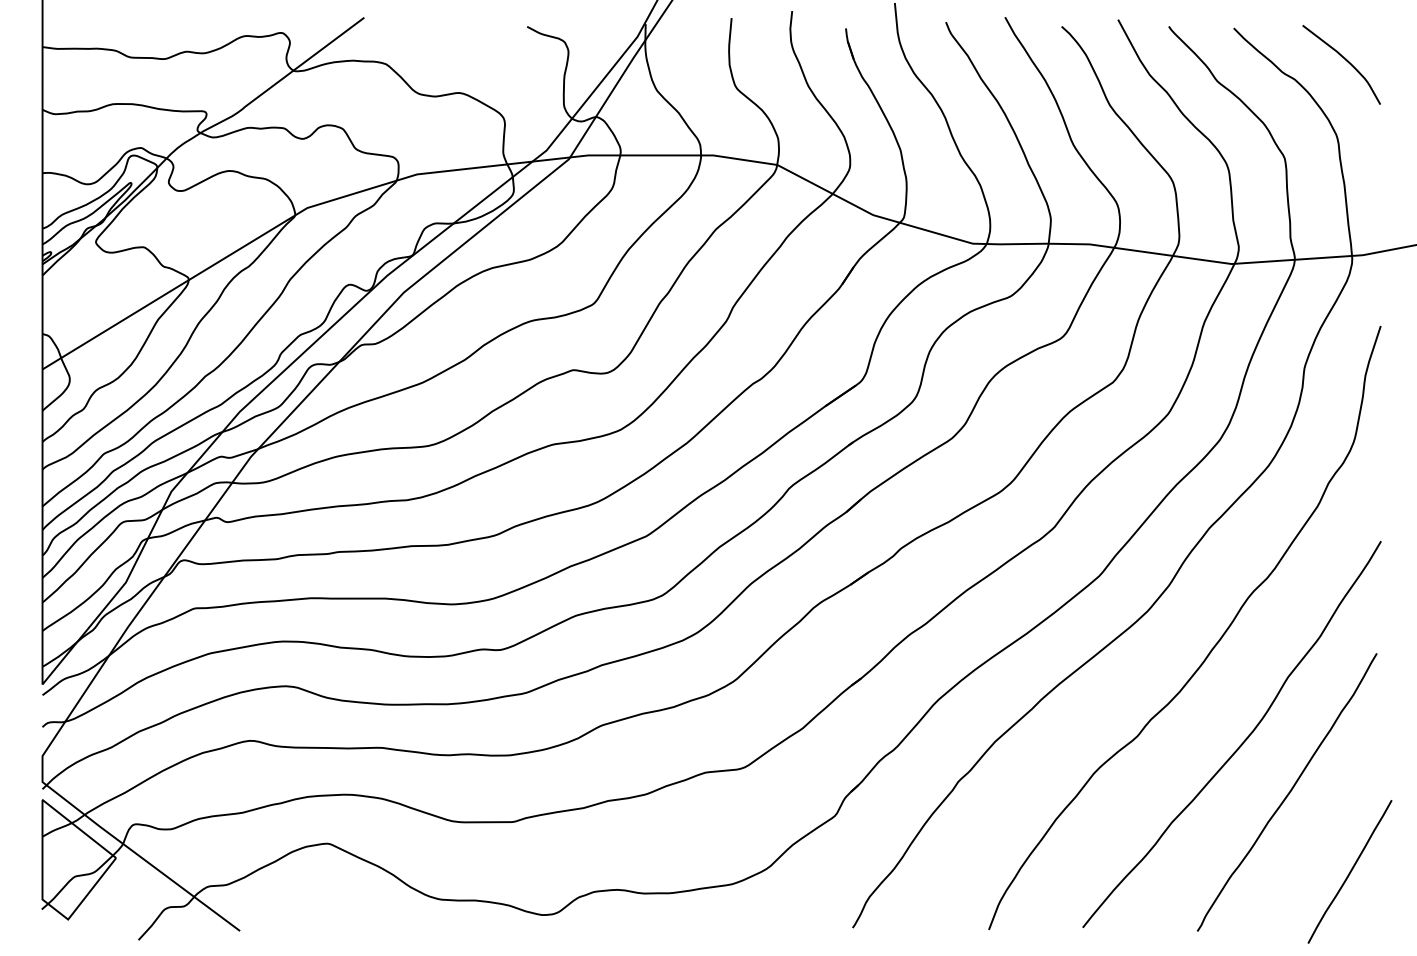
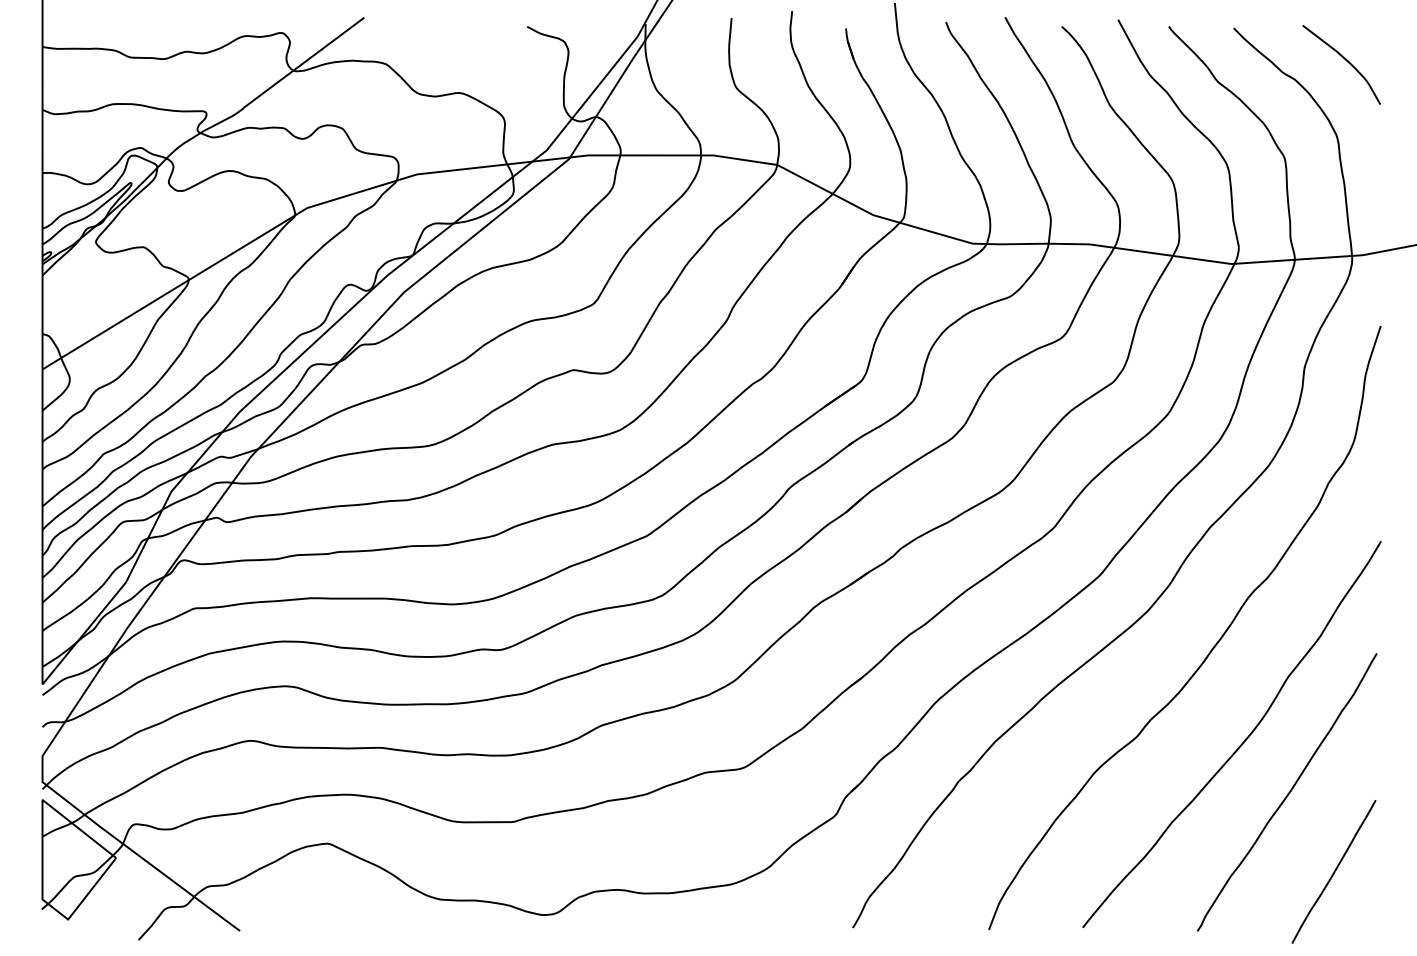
curve position: (1349, 871) -> (1333, 871) (1333, 871)
